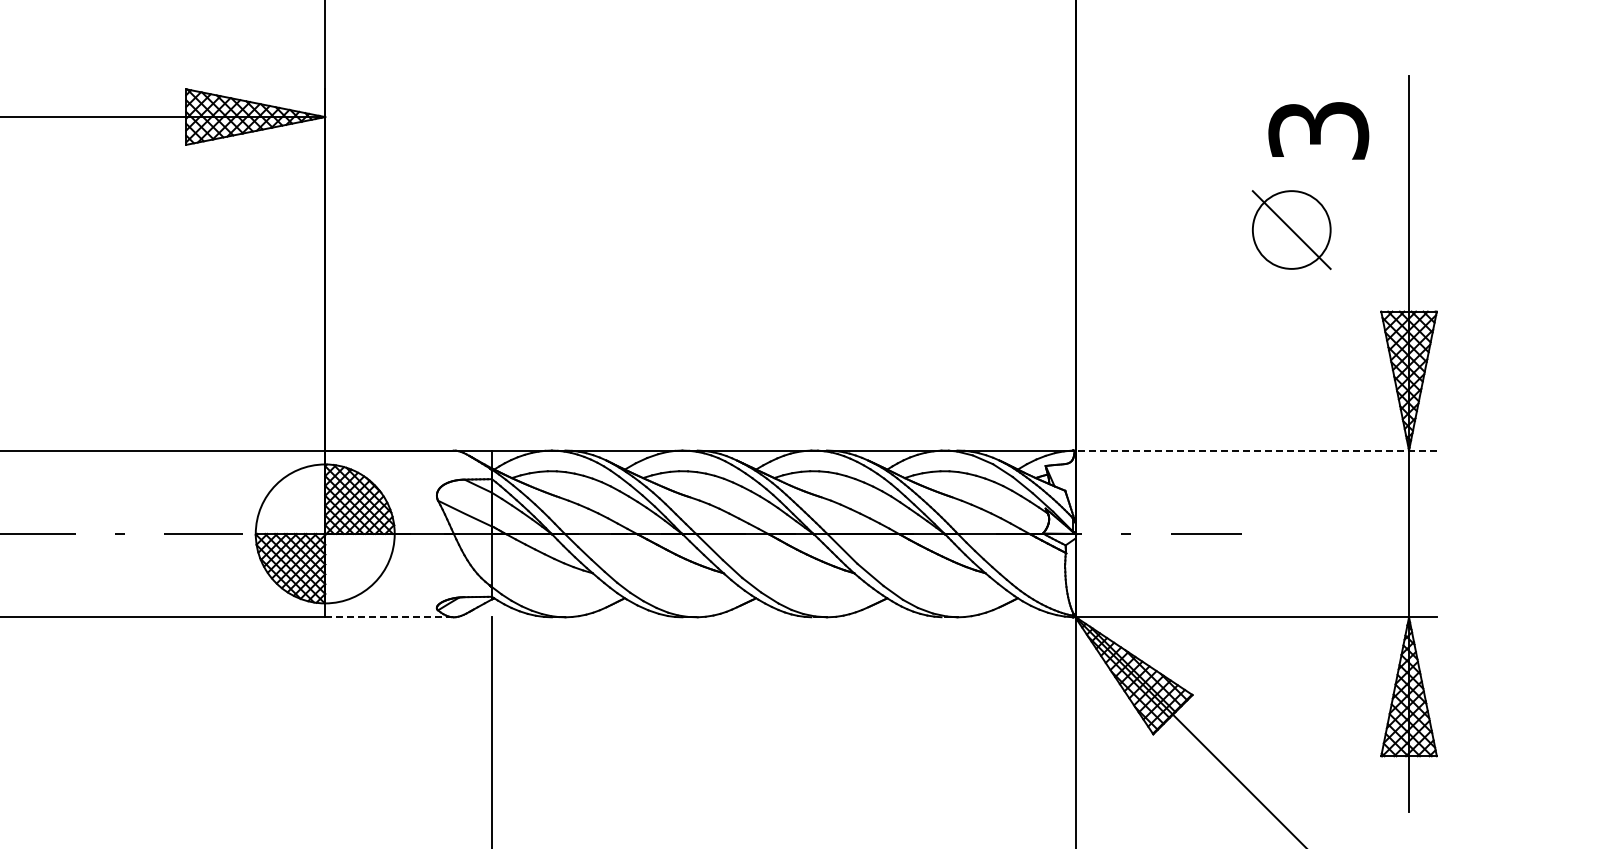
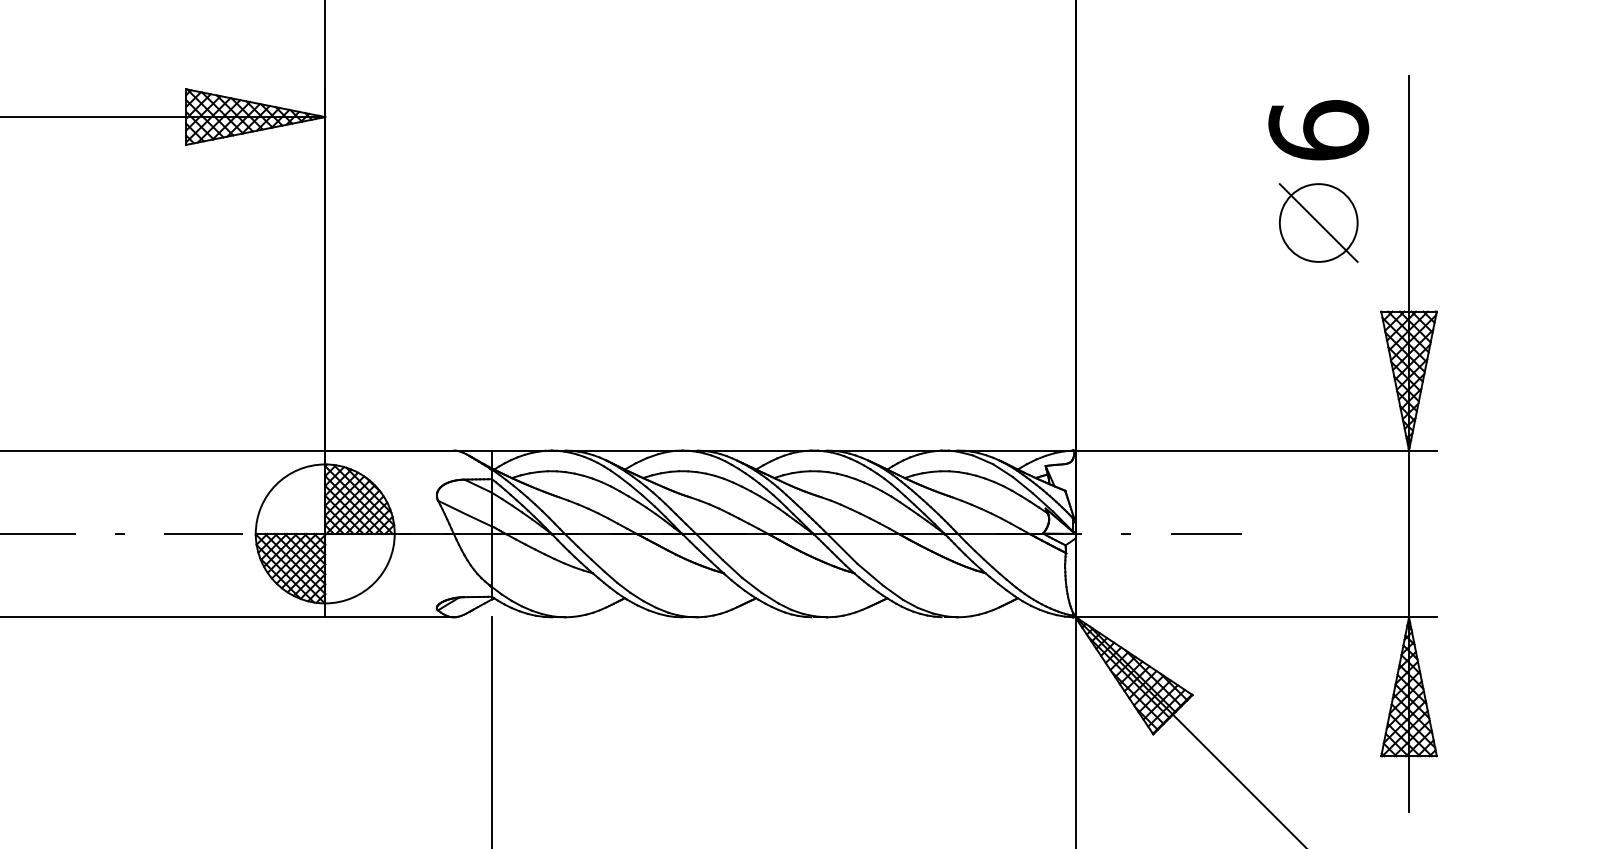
text: 3 -> 6 (1318, 130)
part position: (1291, 229) -> (1318, 222) (1318, 222)
line: dashed -> solid (1254, 450)
line: dashed -> solid (390, 617)
